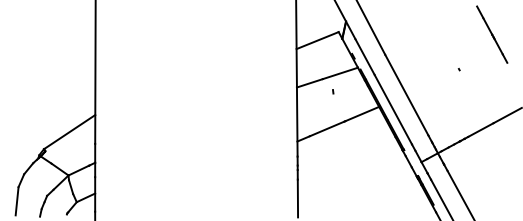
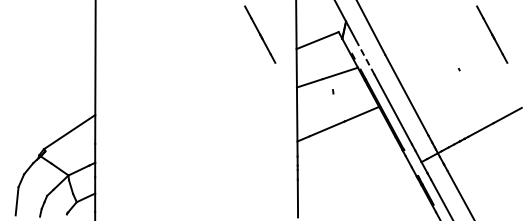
line: none -> present (260, 34)
line: solid -> dashed (364, 56)
